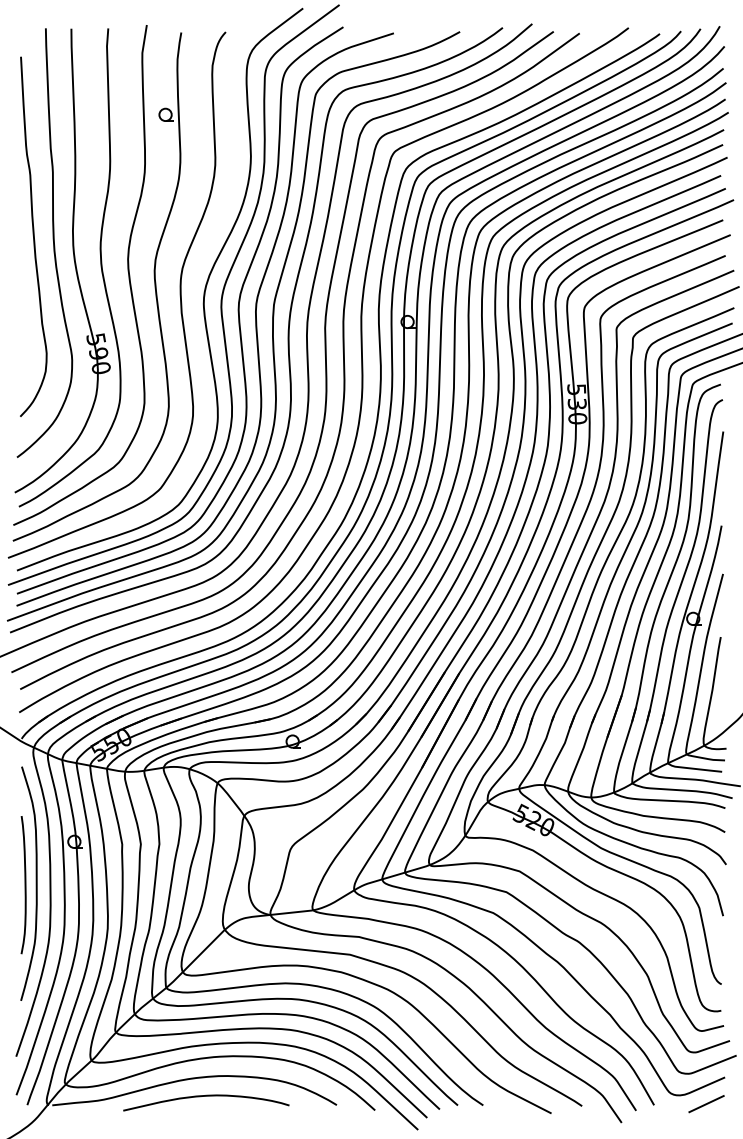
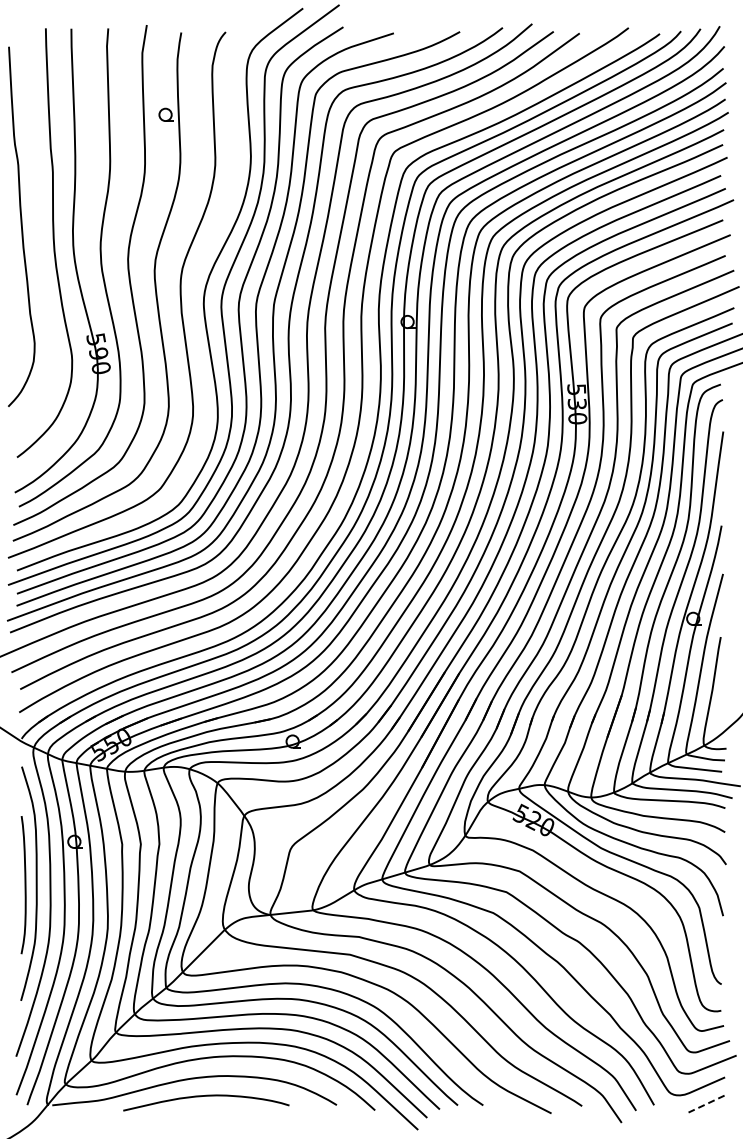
curve position: (33, 236) -> (21, 226) (21, 226)
line: solid -> dashed (706, 1104)
